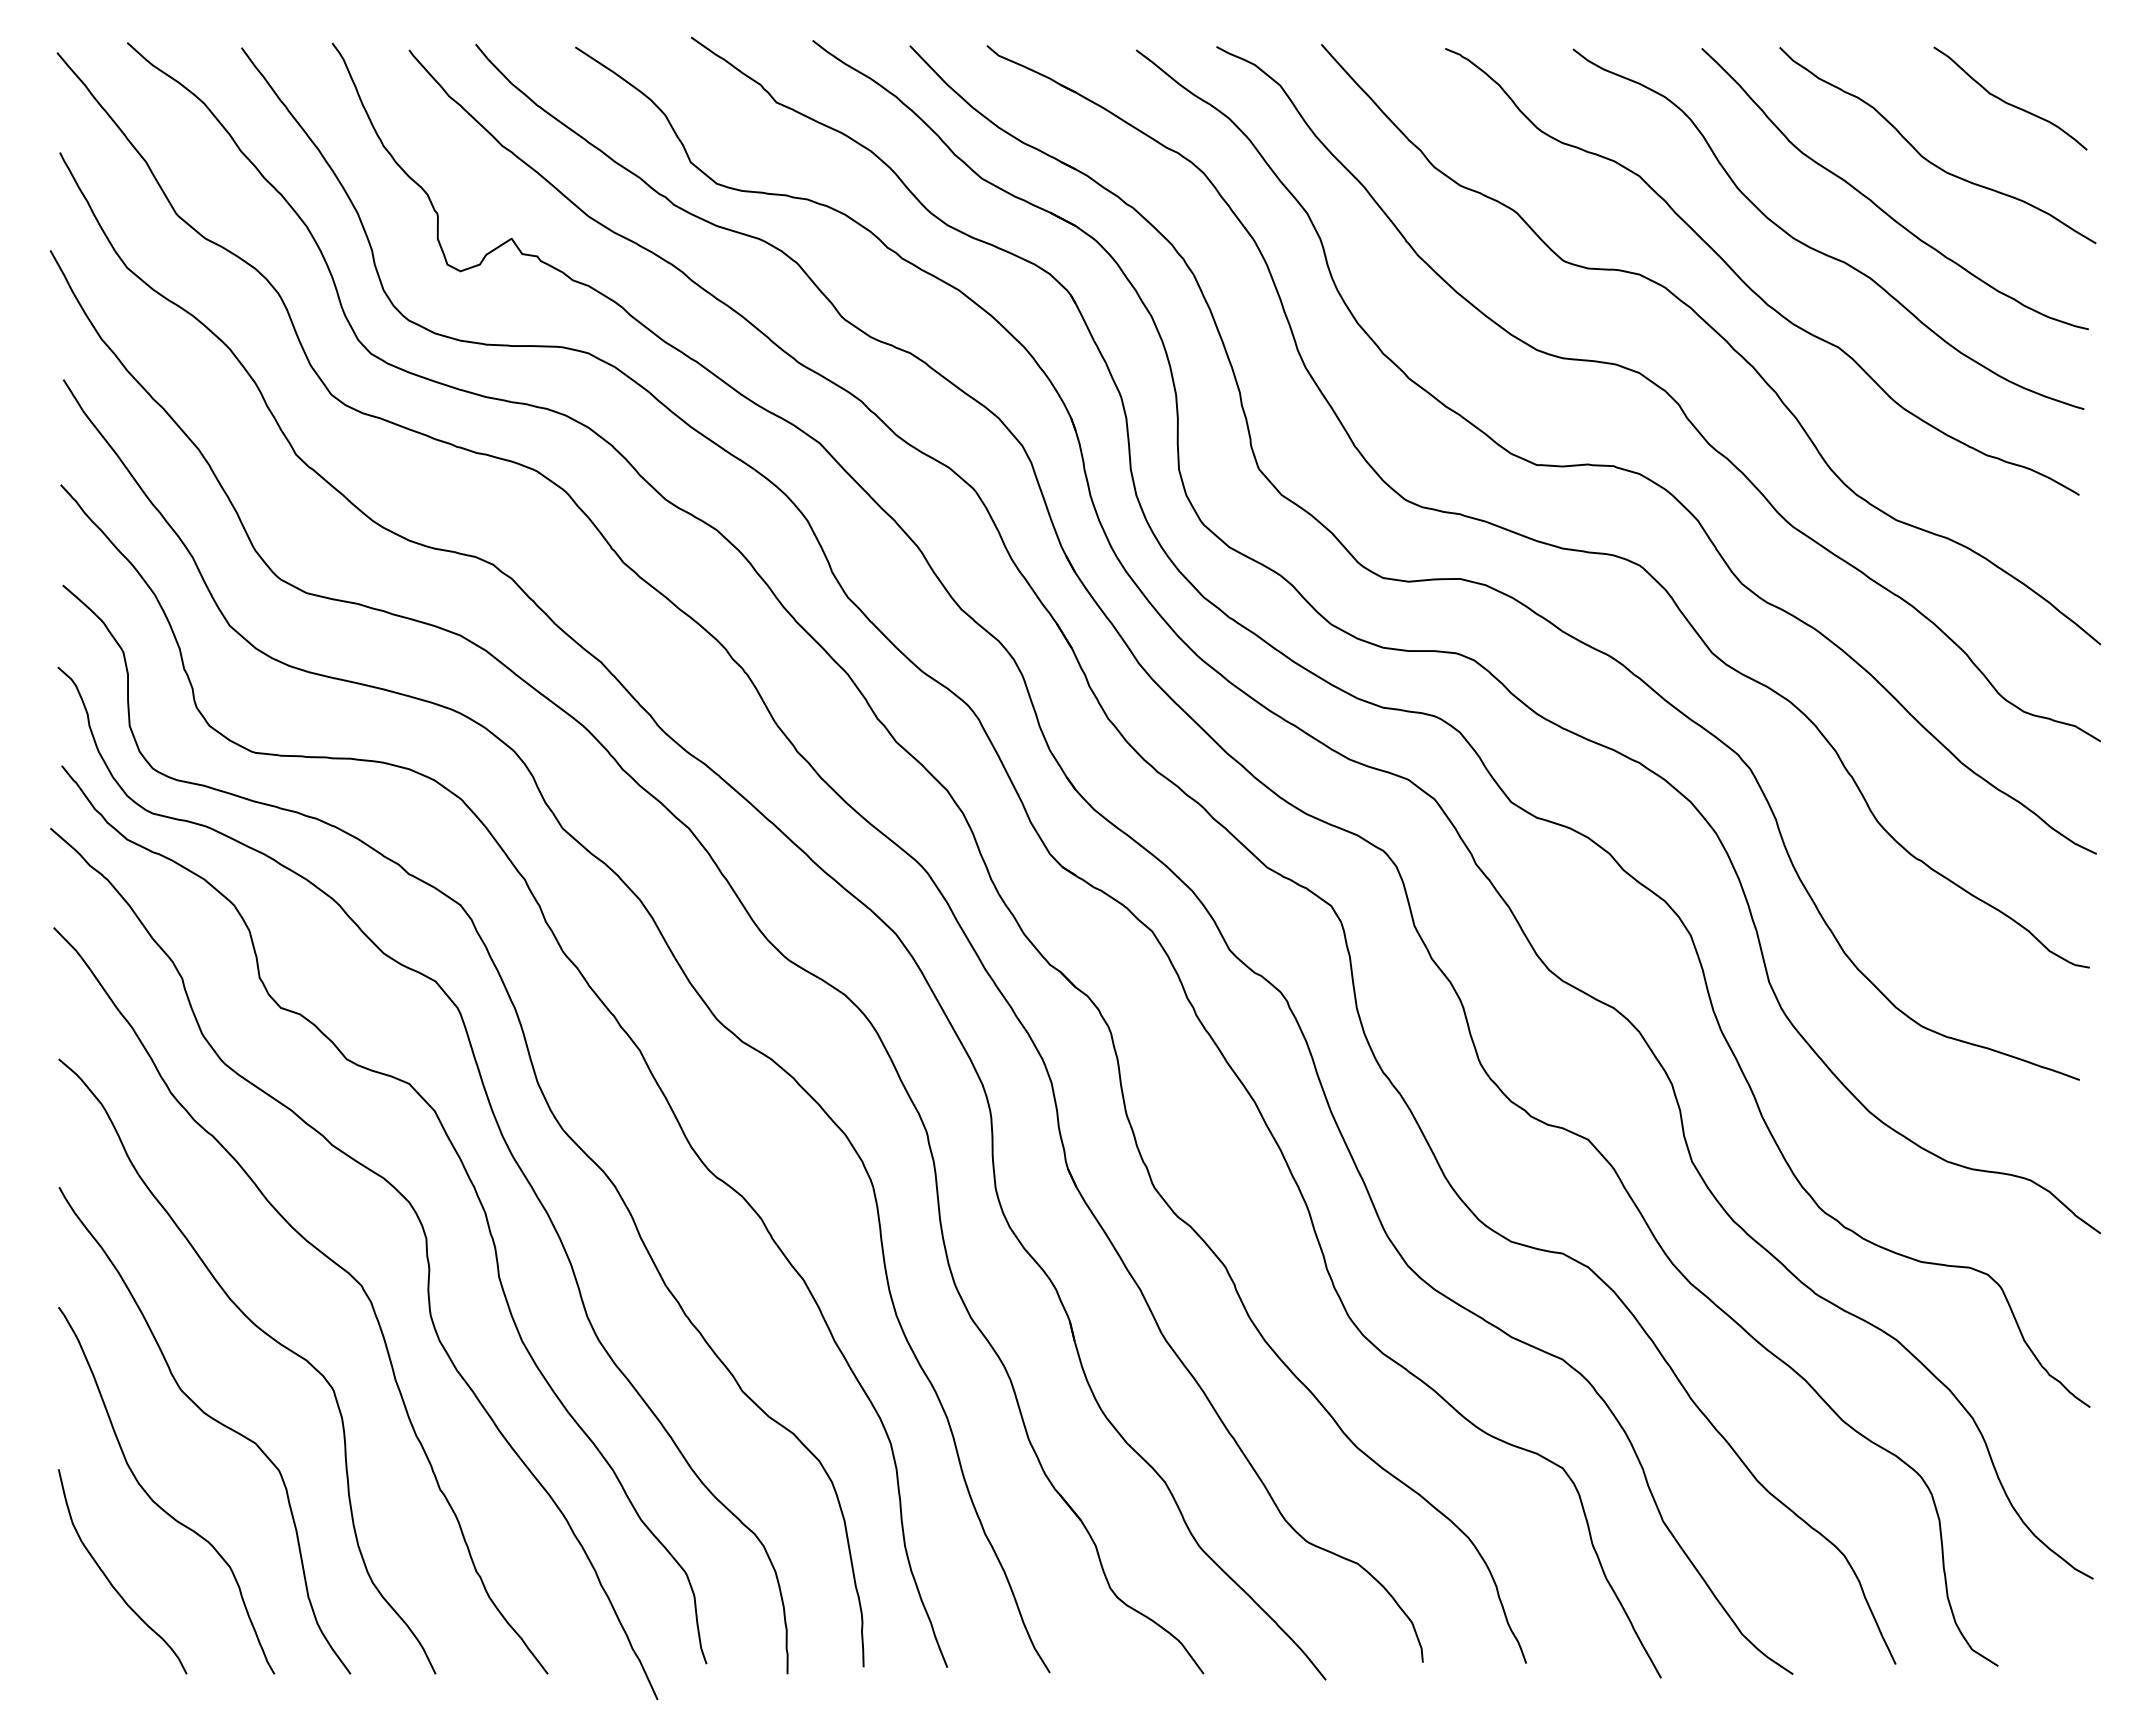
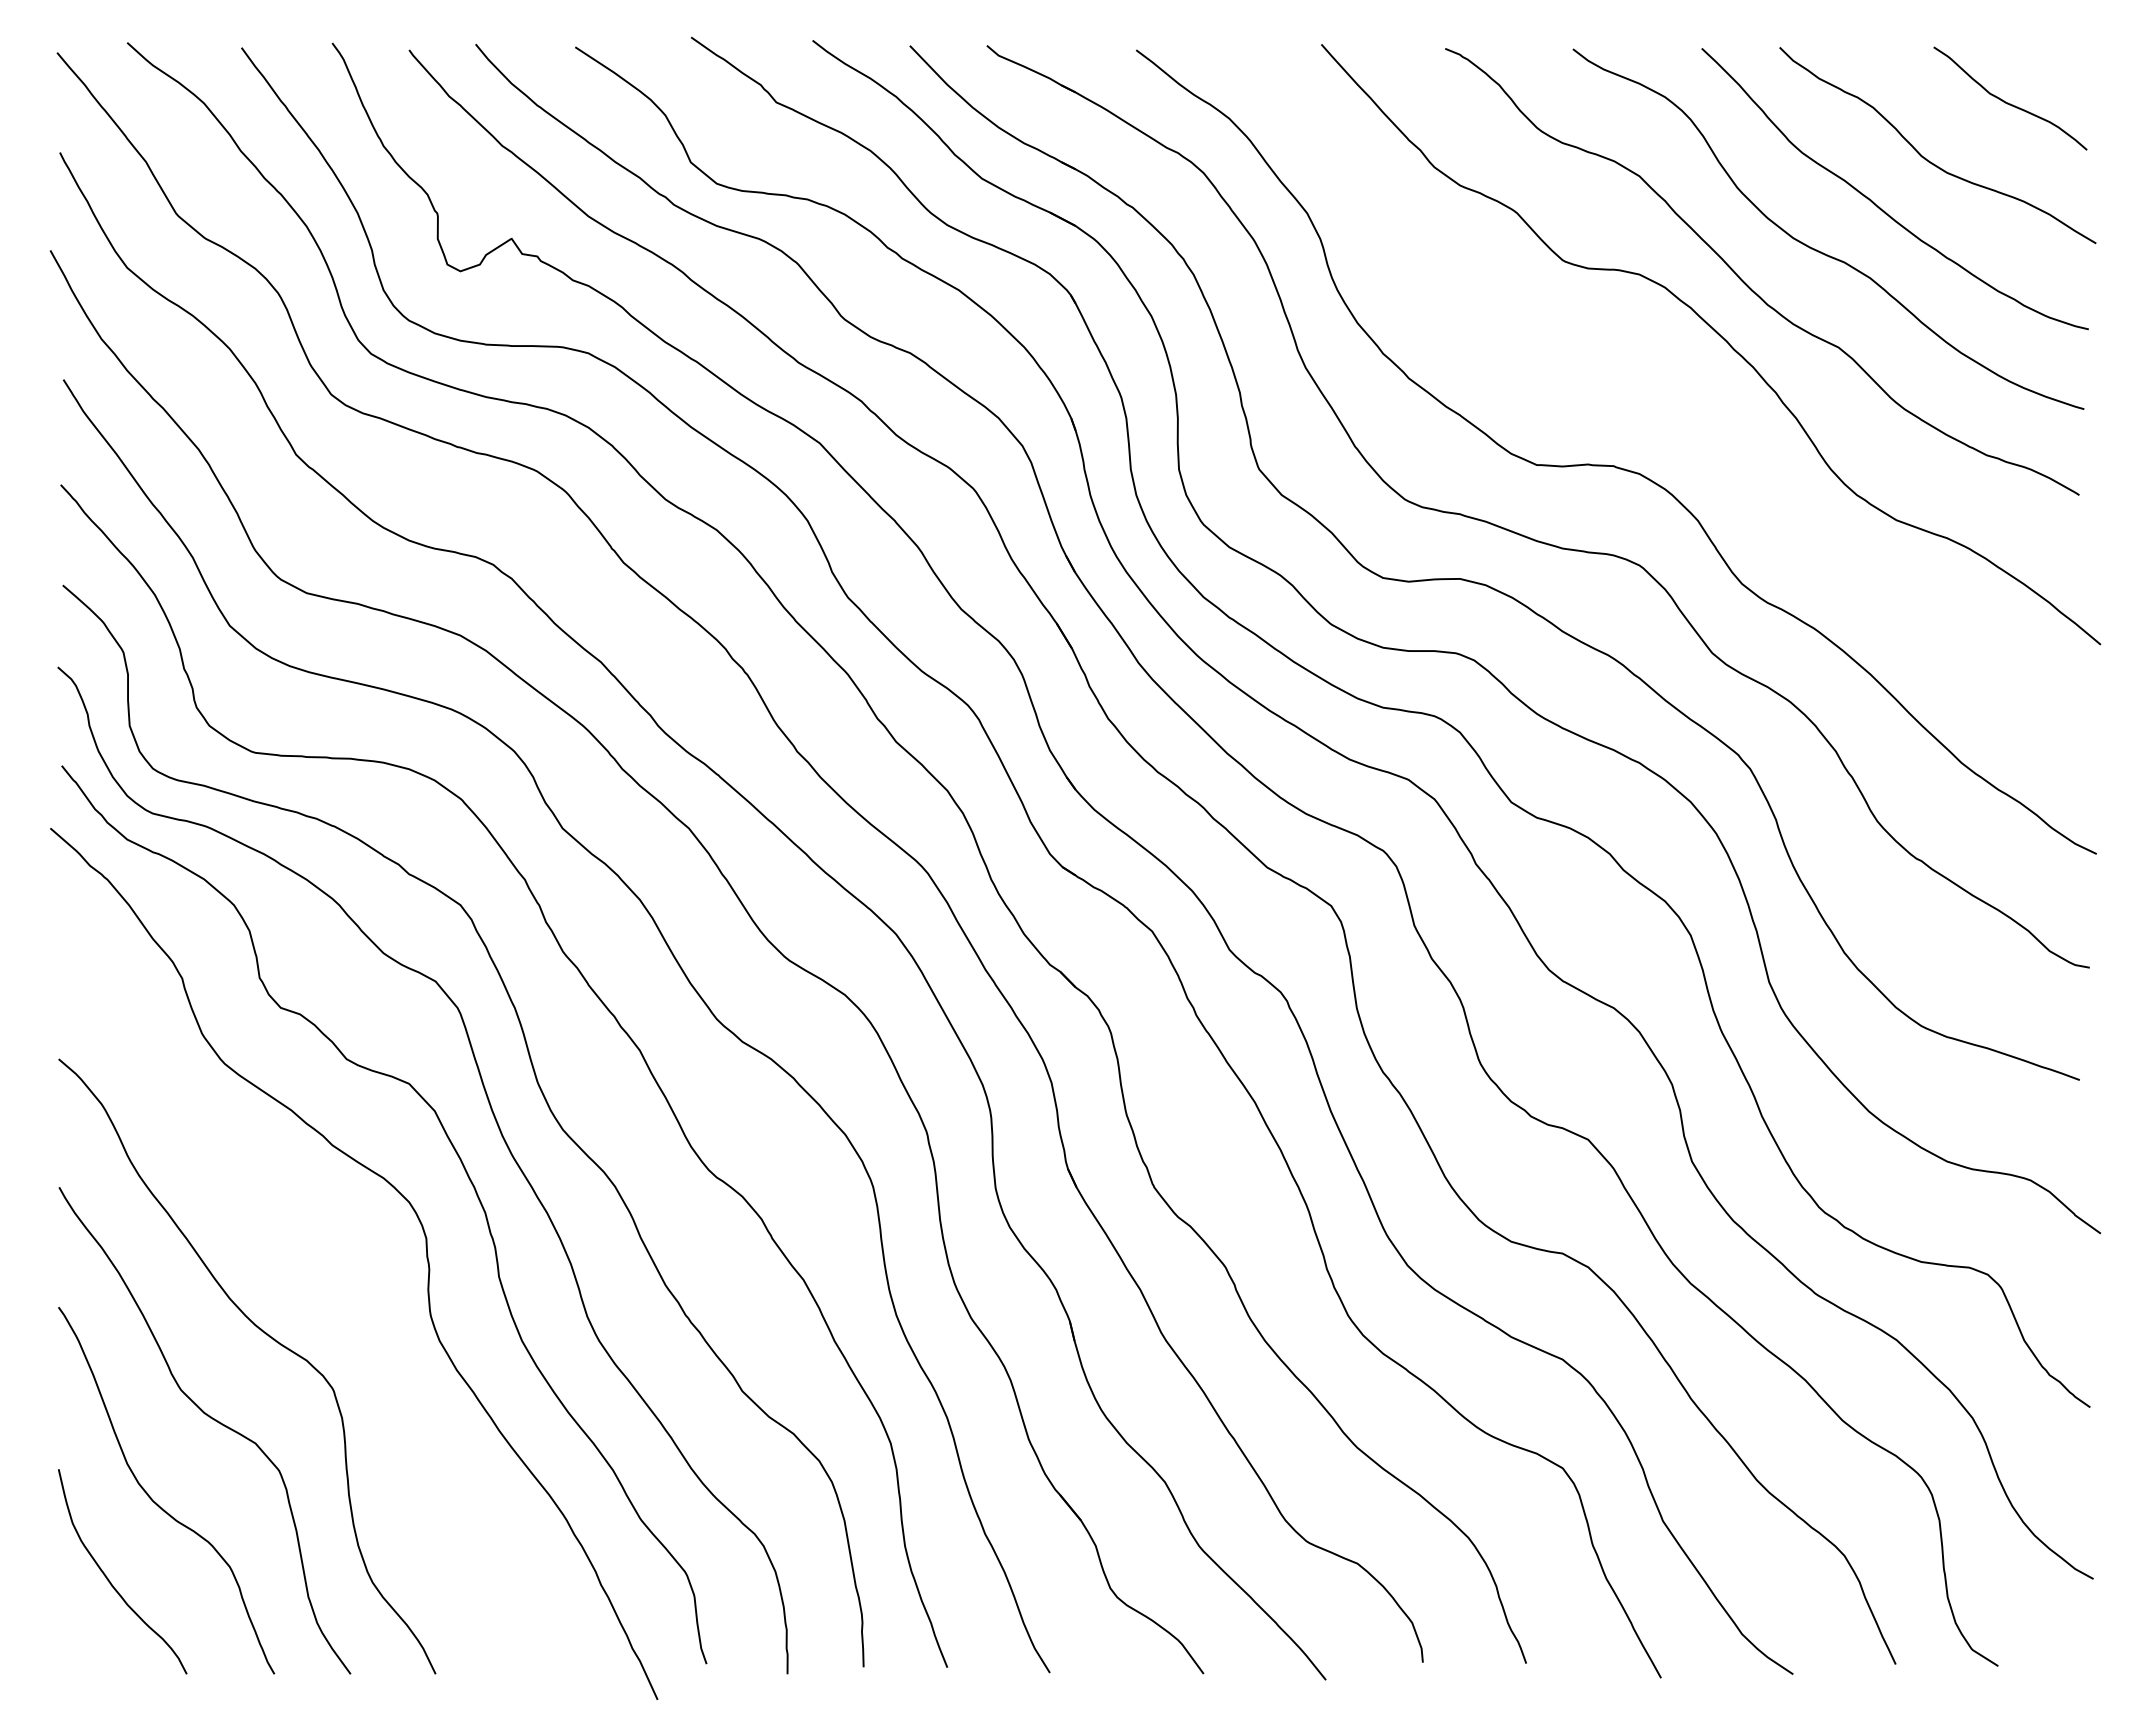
curve: present -> none (1662, 390)
curve: present -> none (328, 1259)
